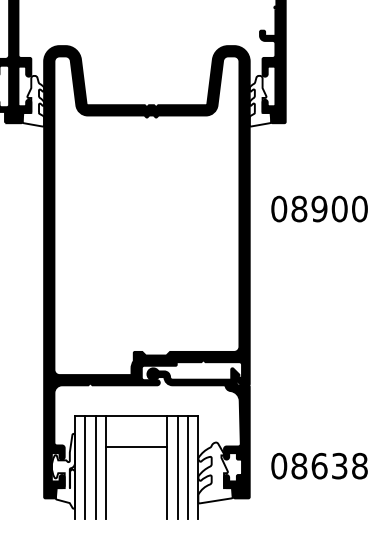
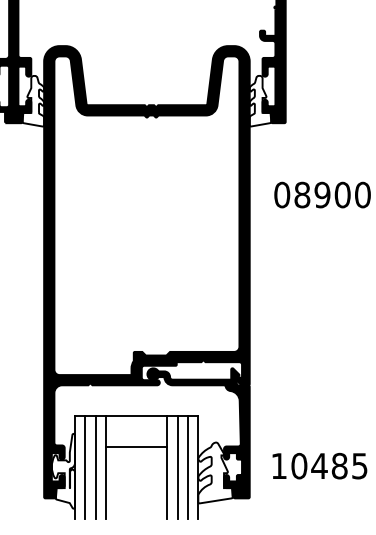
text position: (319, 208) -> (322, 194) (322, 194)
text: 08638 -> 10485 (319, 465)
